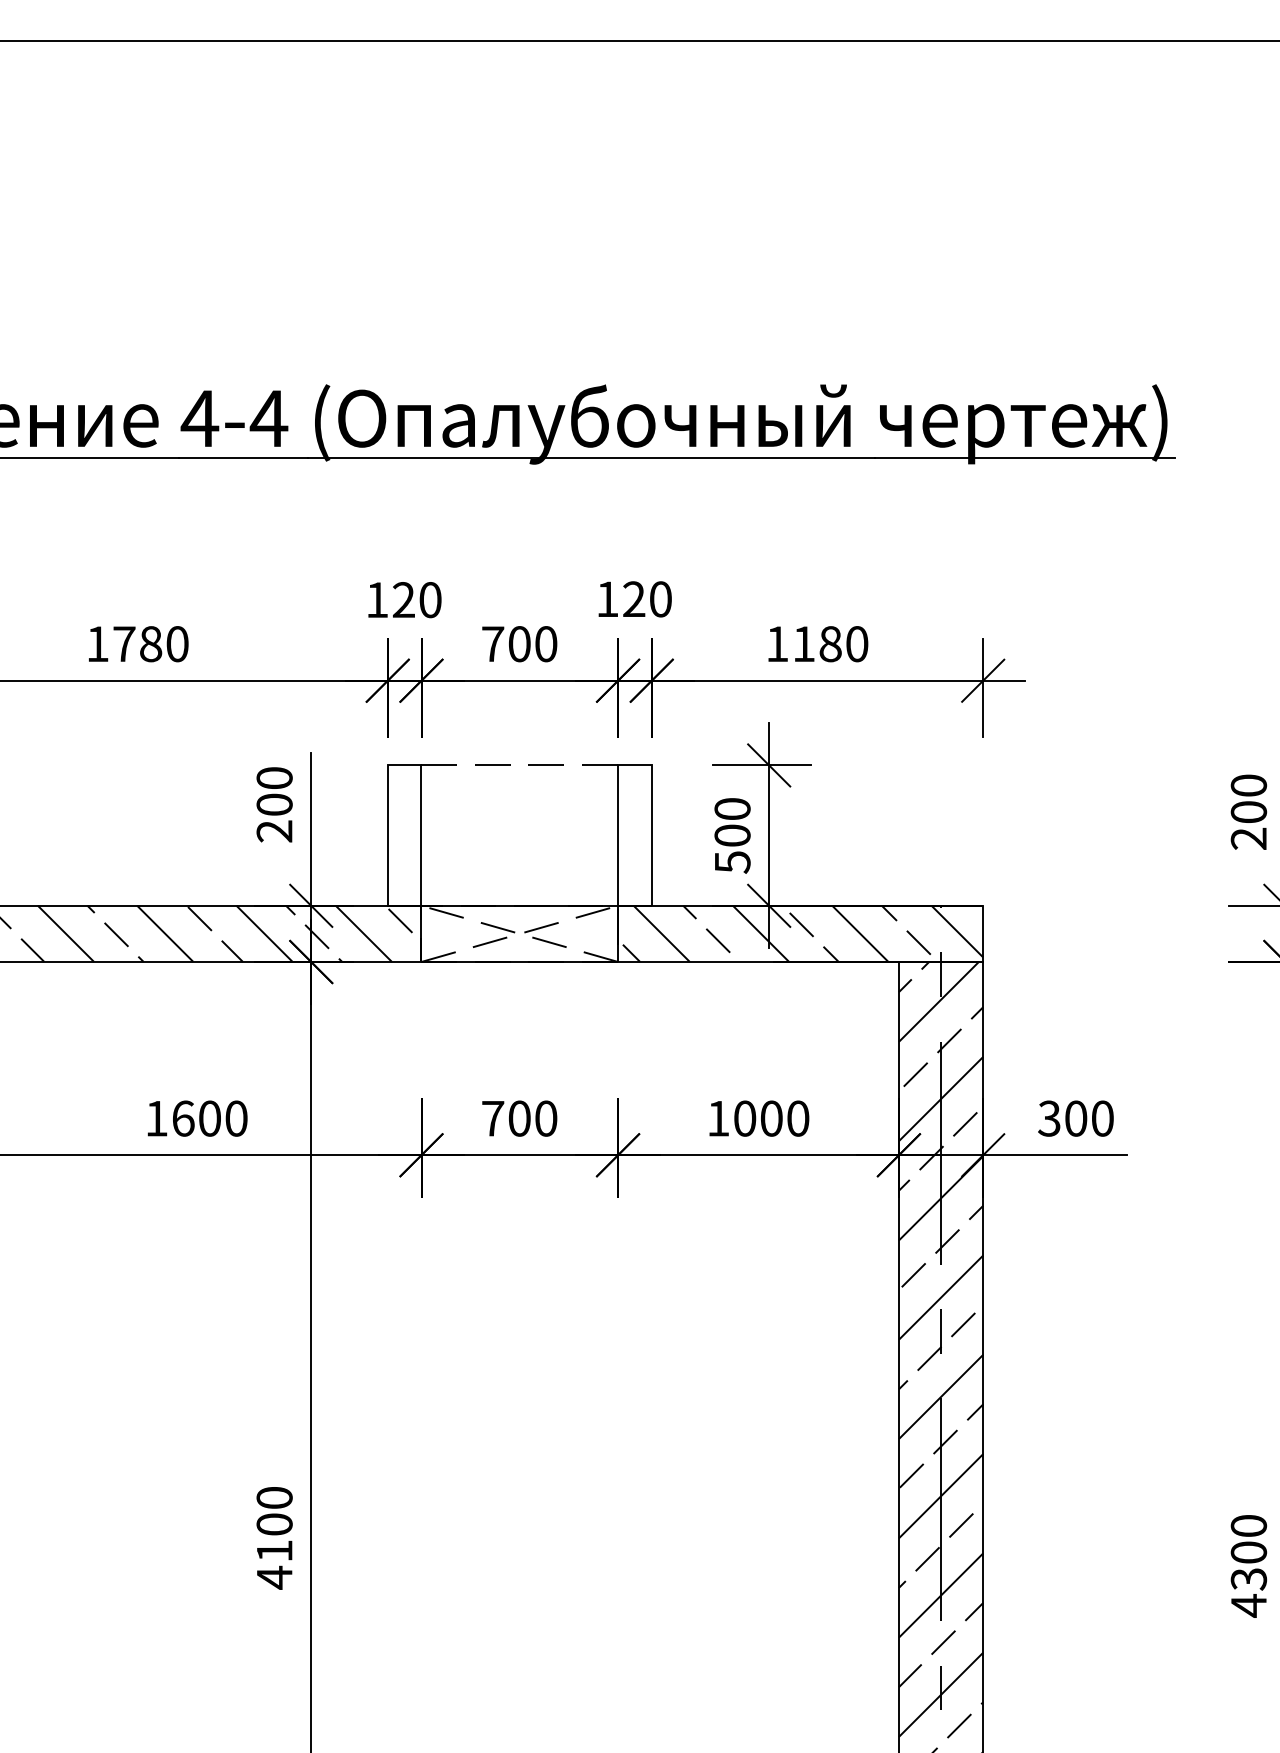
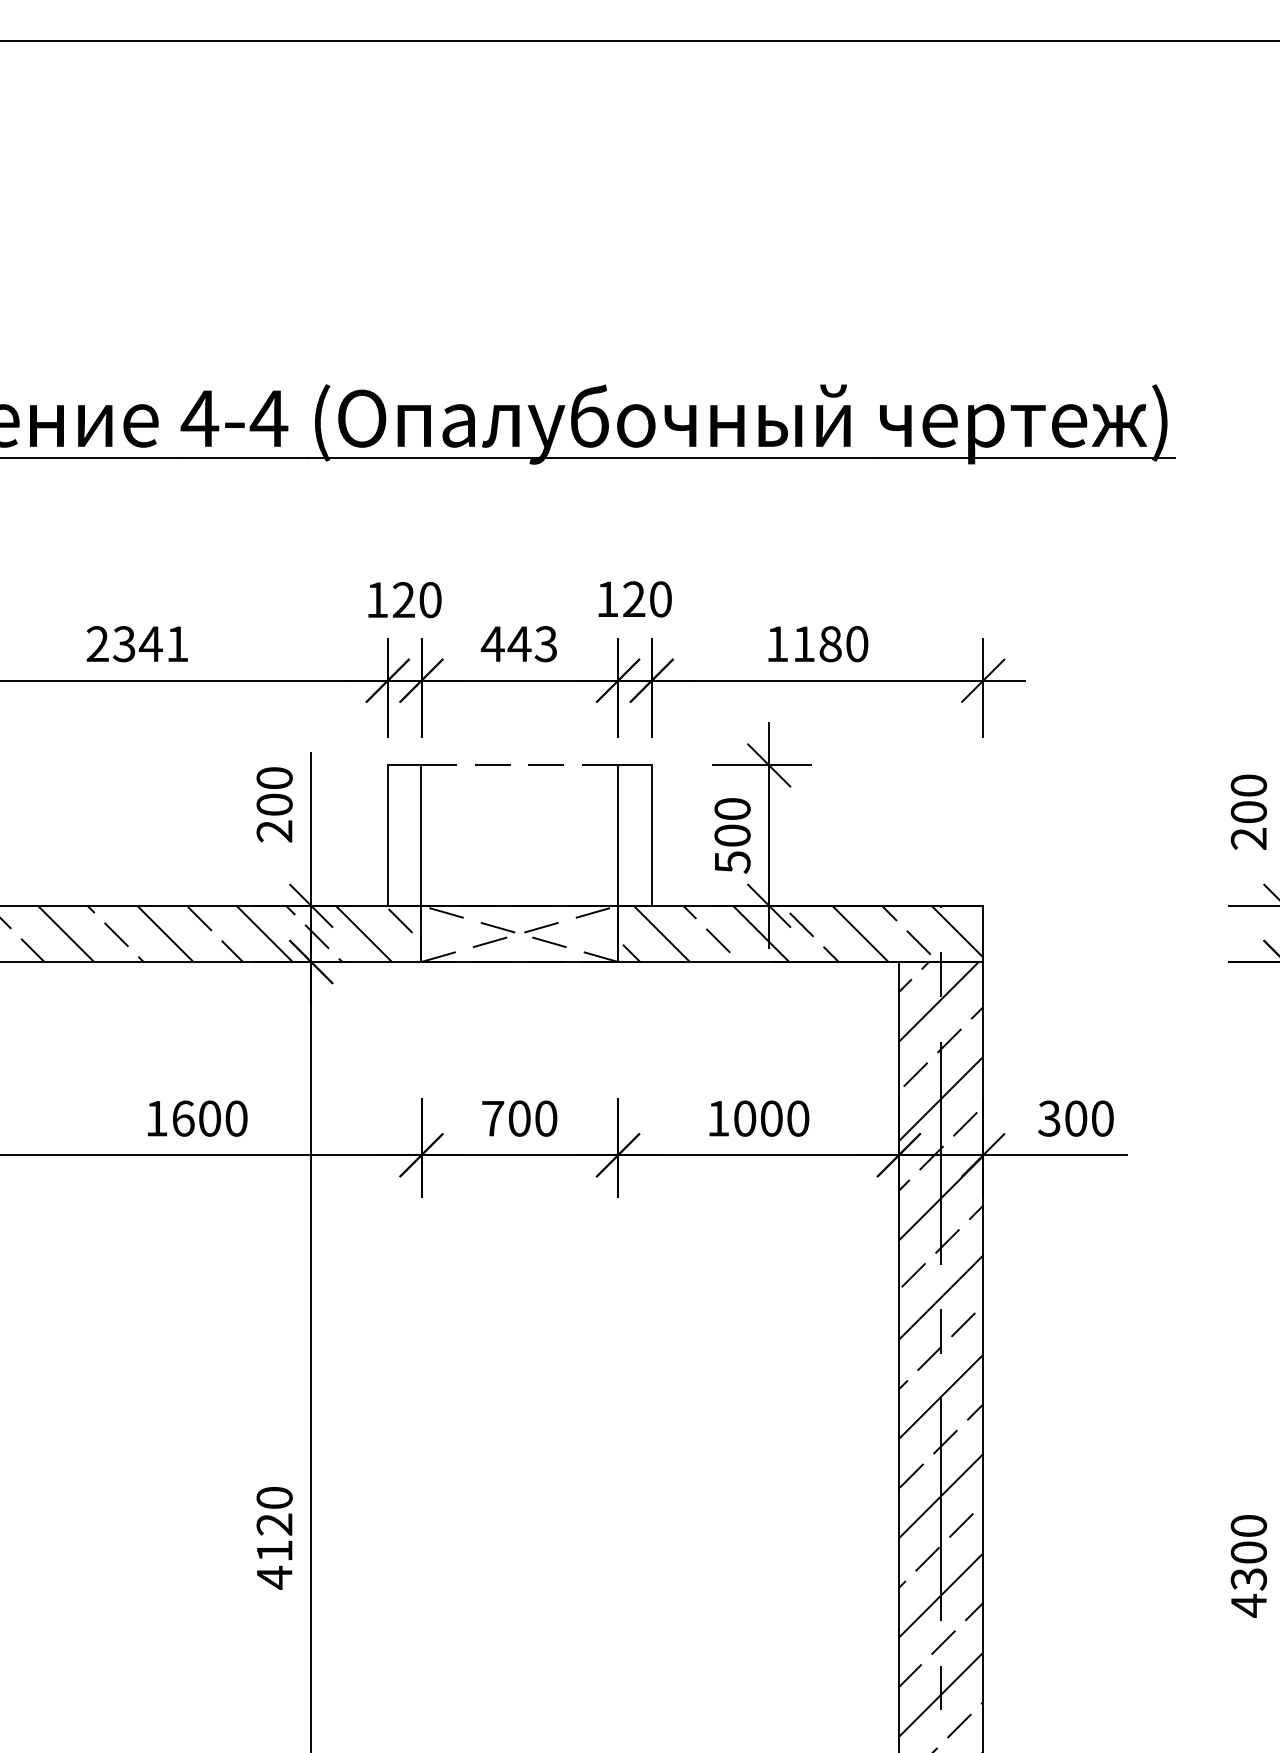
text: 1780 -> 2341 (137, 644)
text: 700 -> 443 (518, 644)
text: 4100 -> 4120 (274, 1524)
